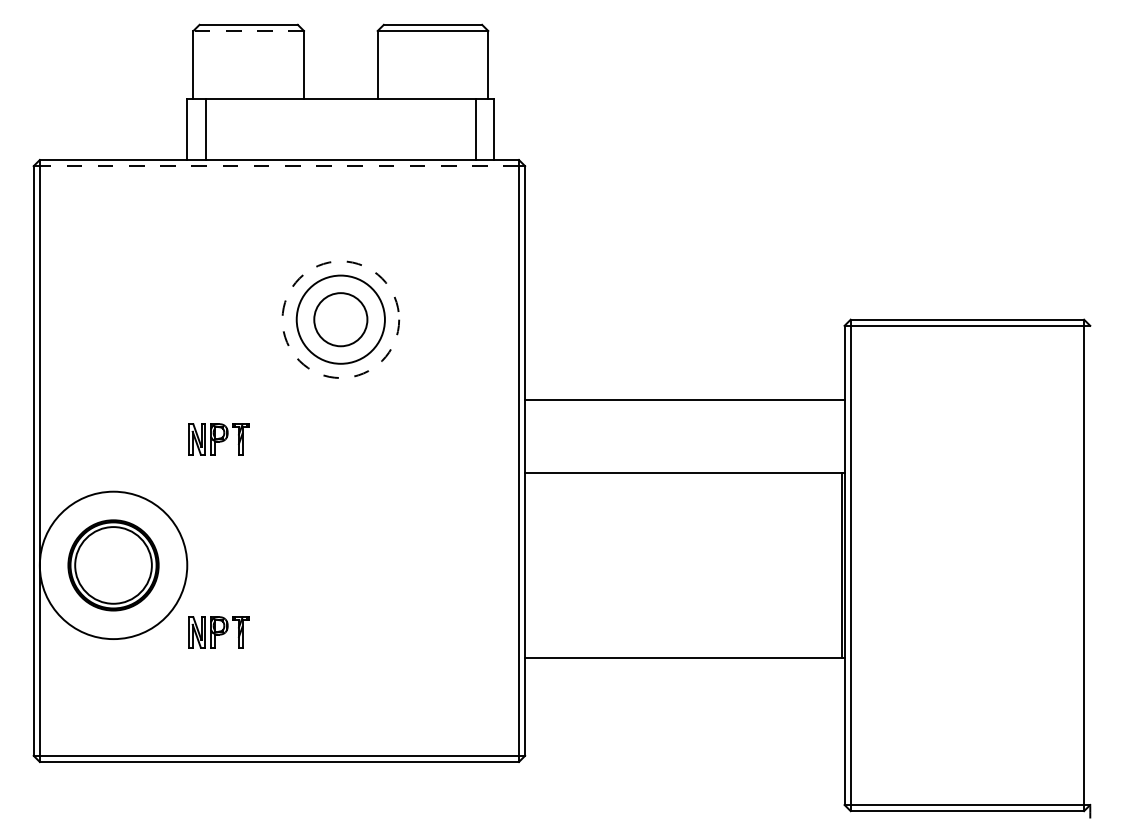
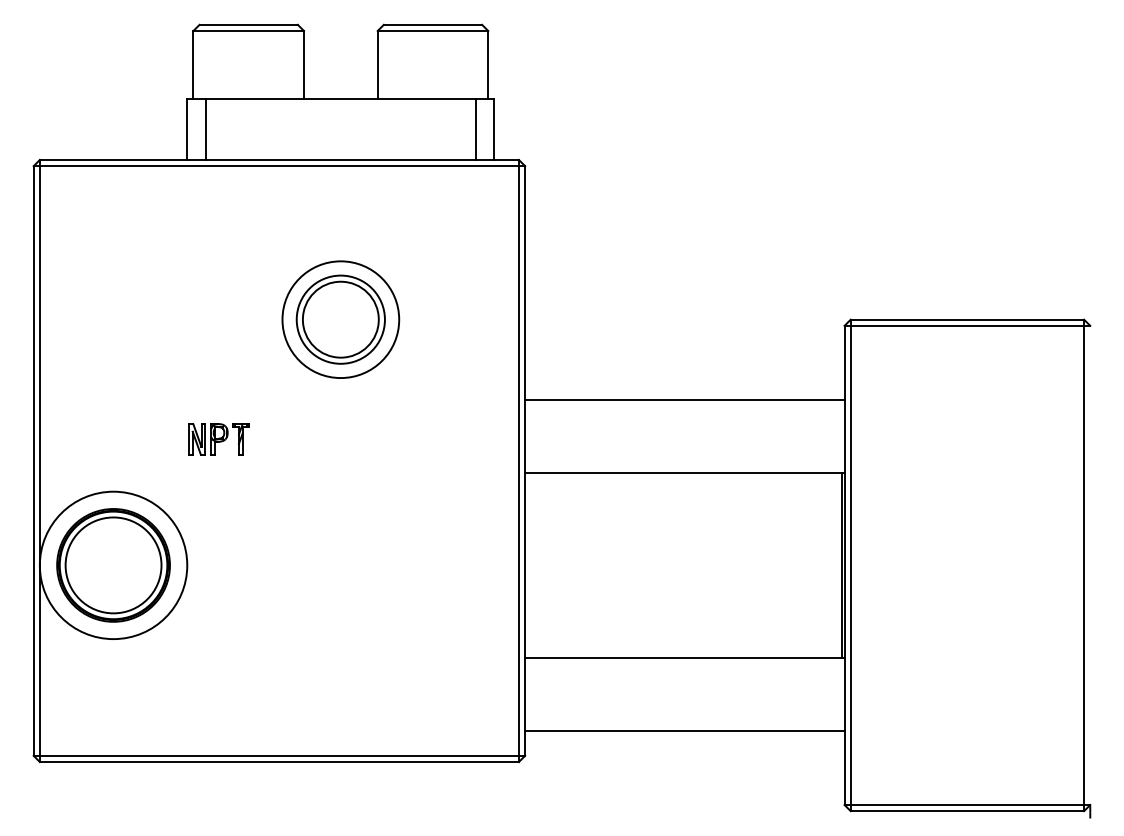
line: dashed -> solid (248, 30)
line: dashed -> solid (279, 166)
circle diameter: 53 px -> 76 px (340, 319)
circle: dashed -> solid (340, 319)
part size: 93x93 px -> 115x115 px (113, 565)
part: present -> none (218, 632)
line: none -> present (684, 731)
